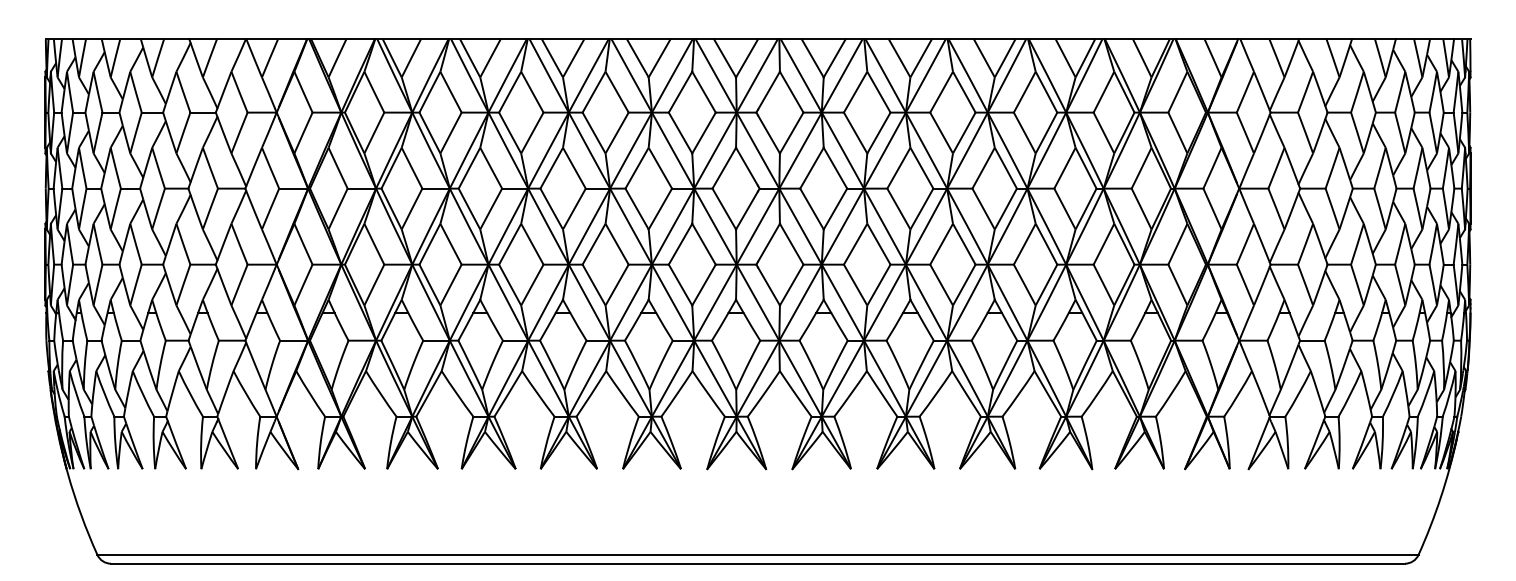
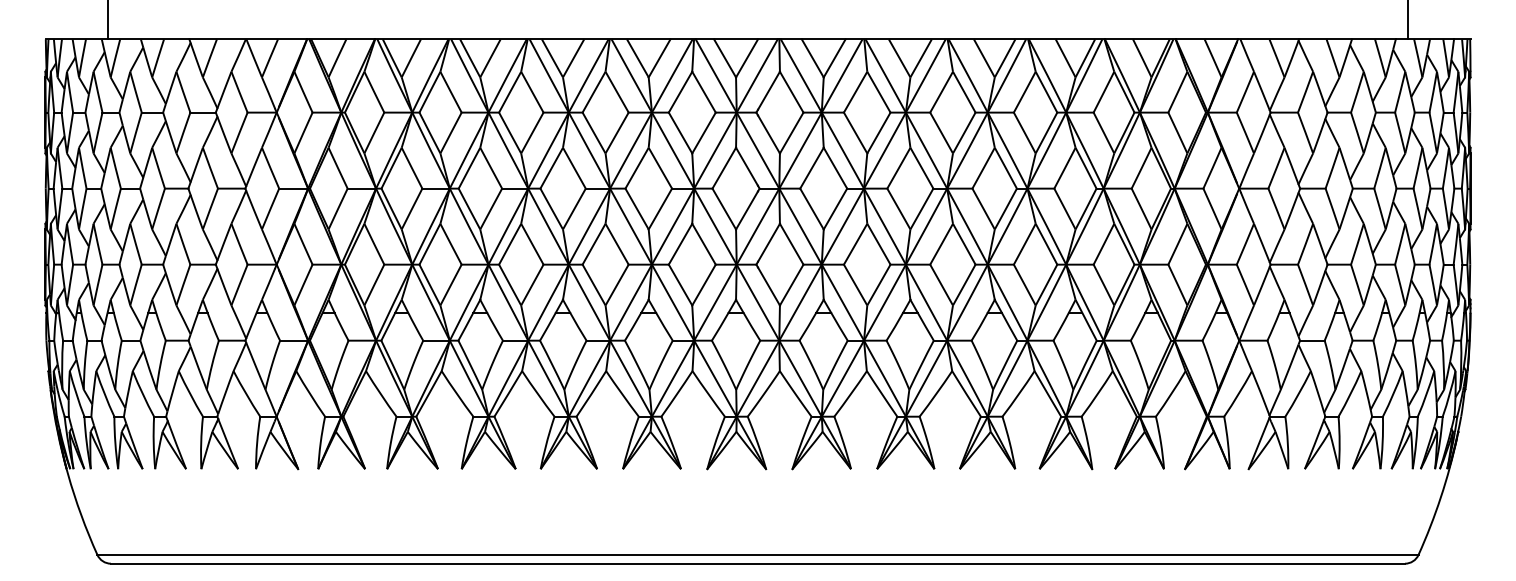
line: none -> present (108, 20)
line: none -> present (1407, 20)
